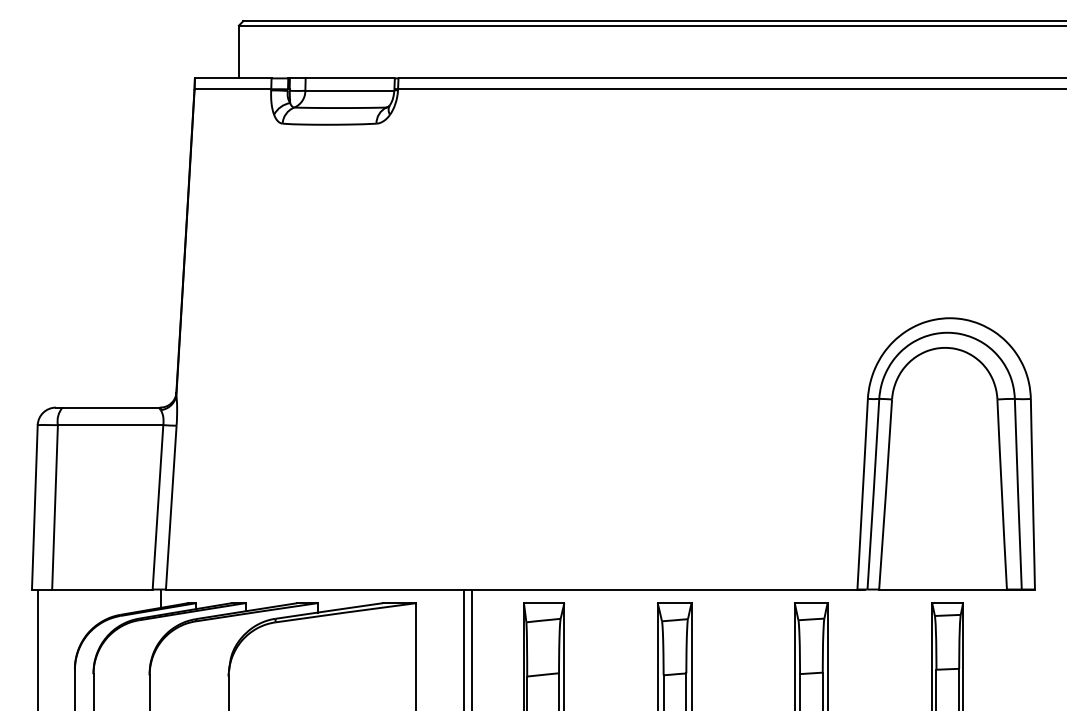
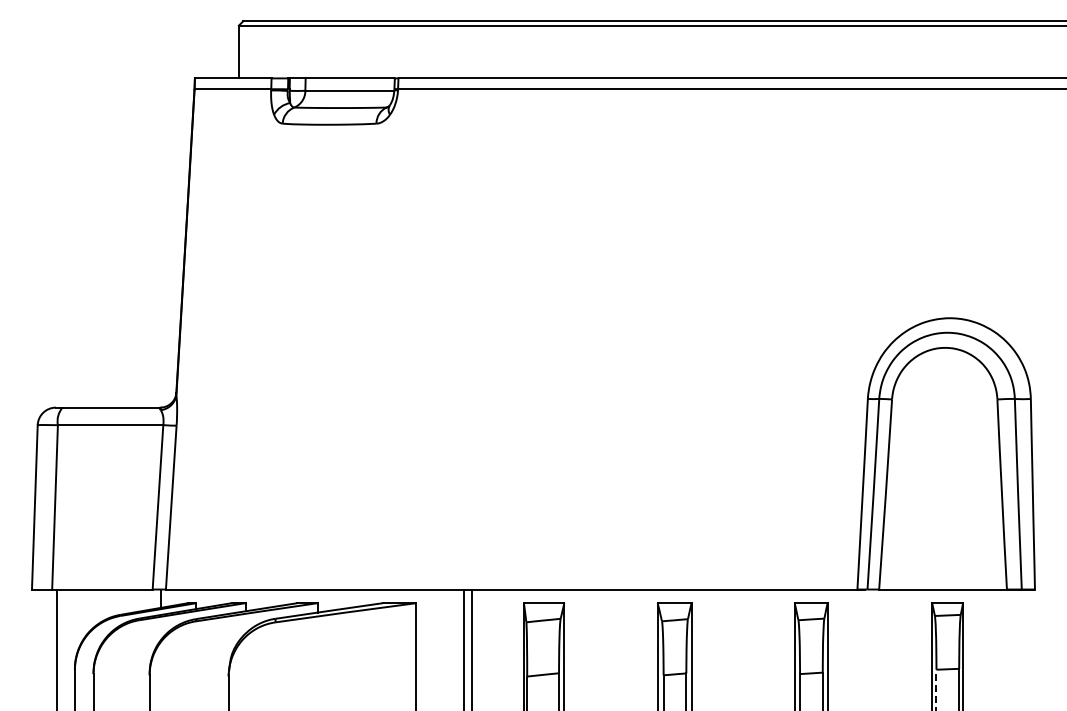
line position: (38, 648) -> (57, 648) (57, 648)
line: solid -> dashed (936, 689)
